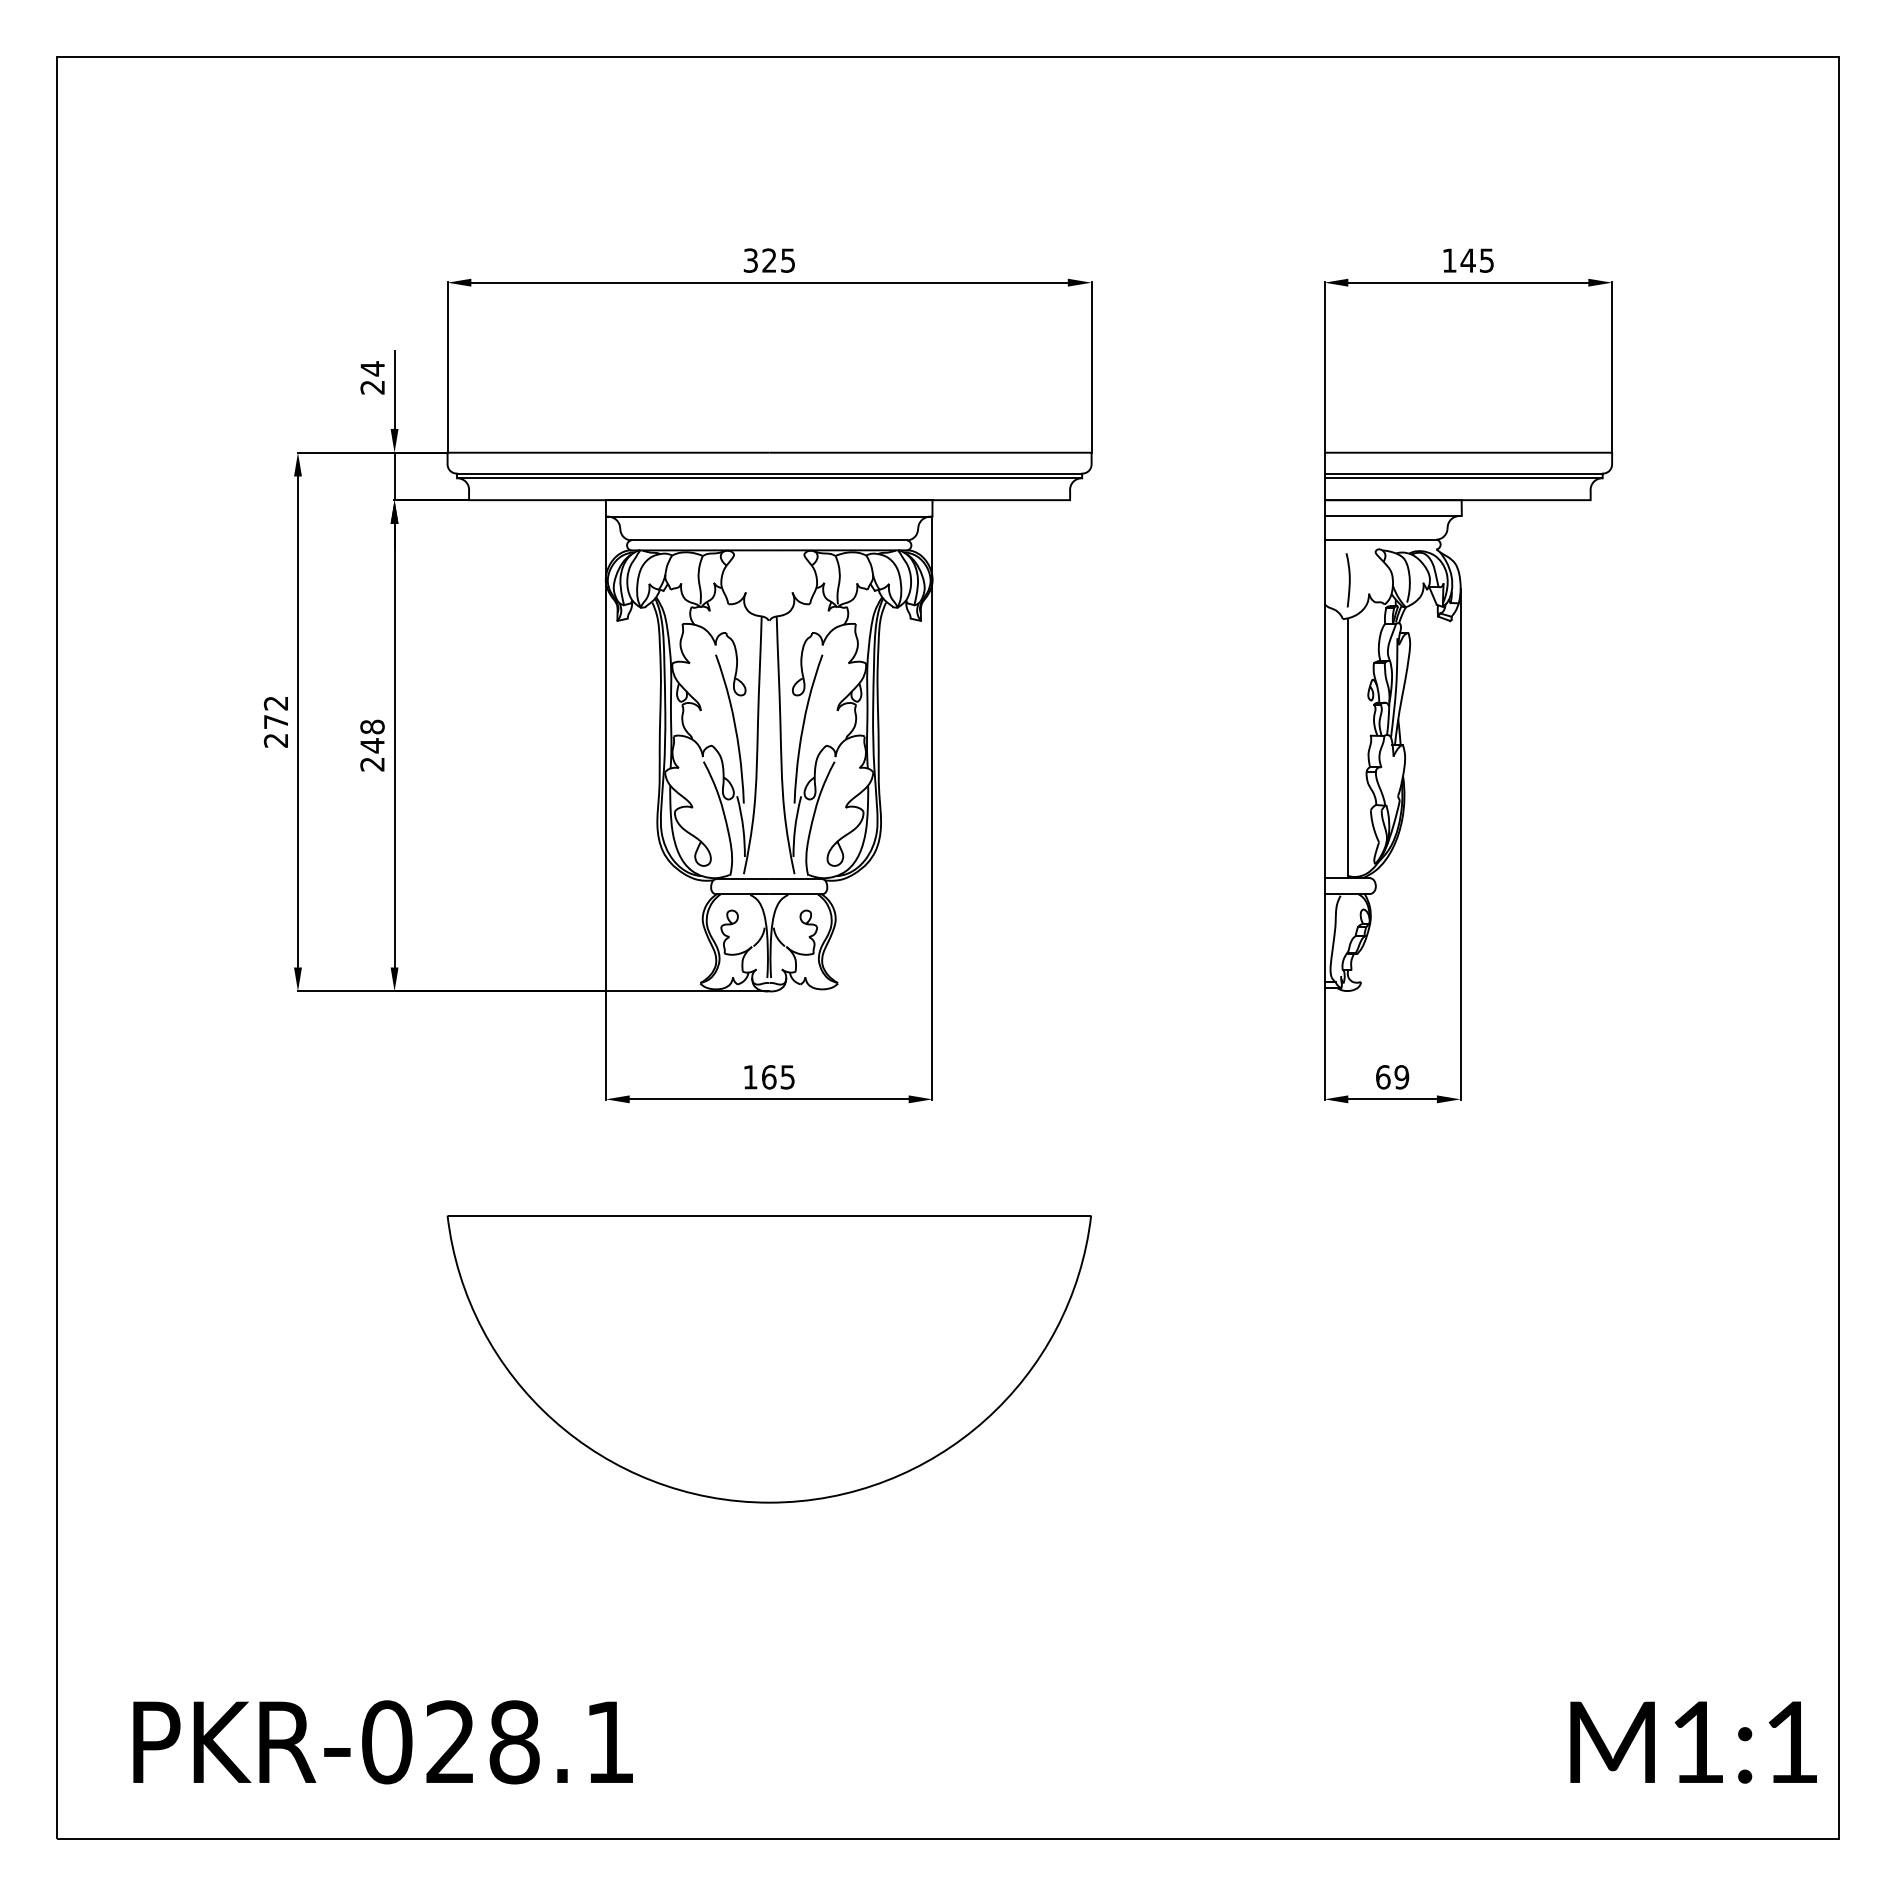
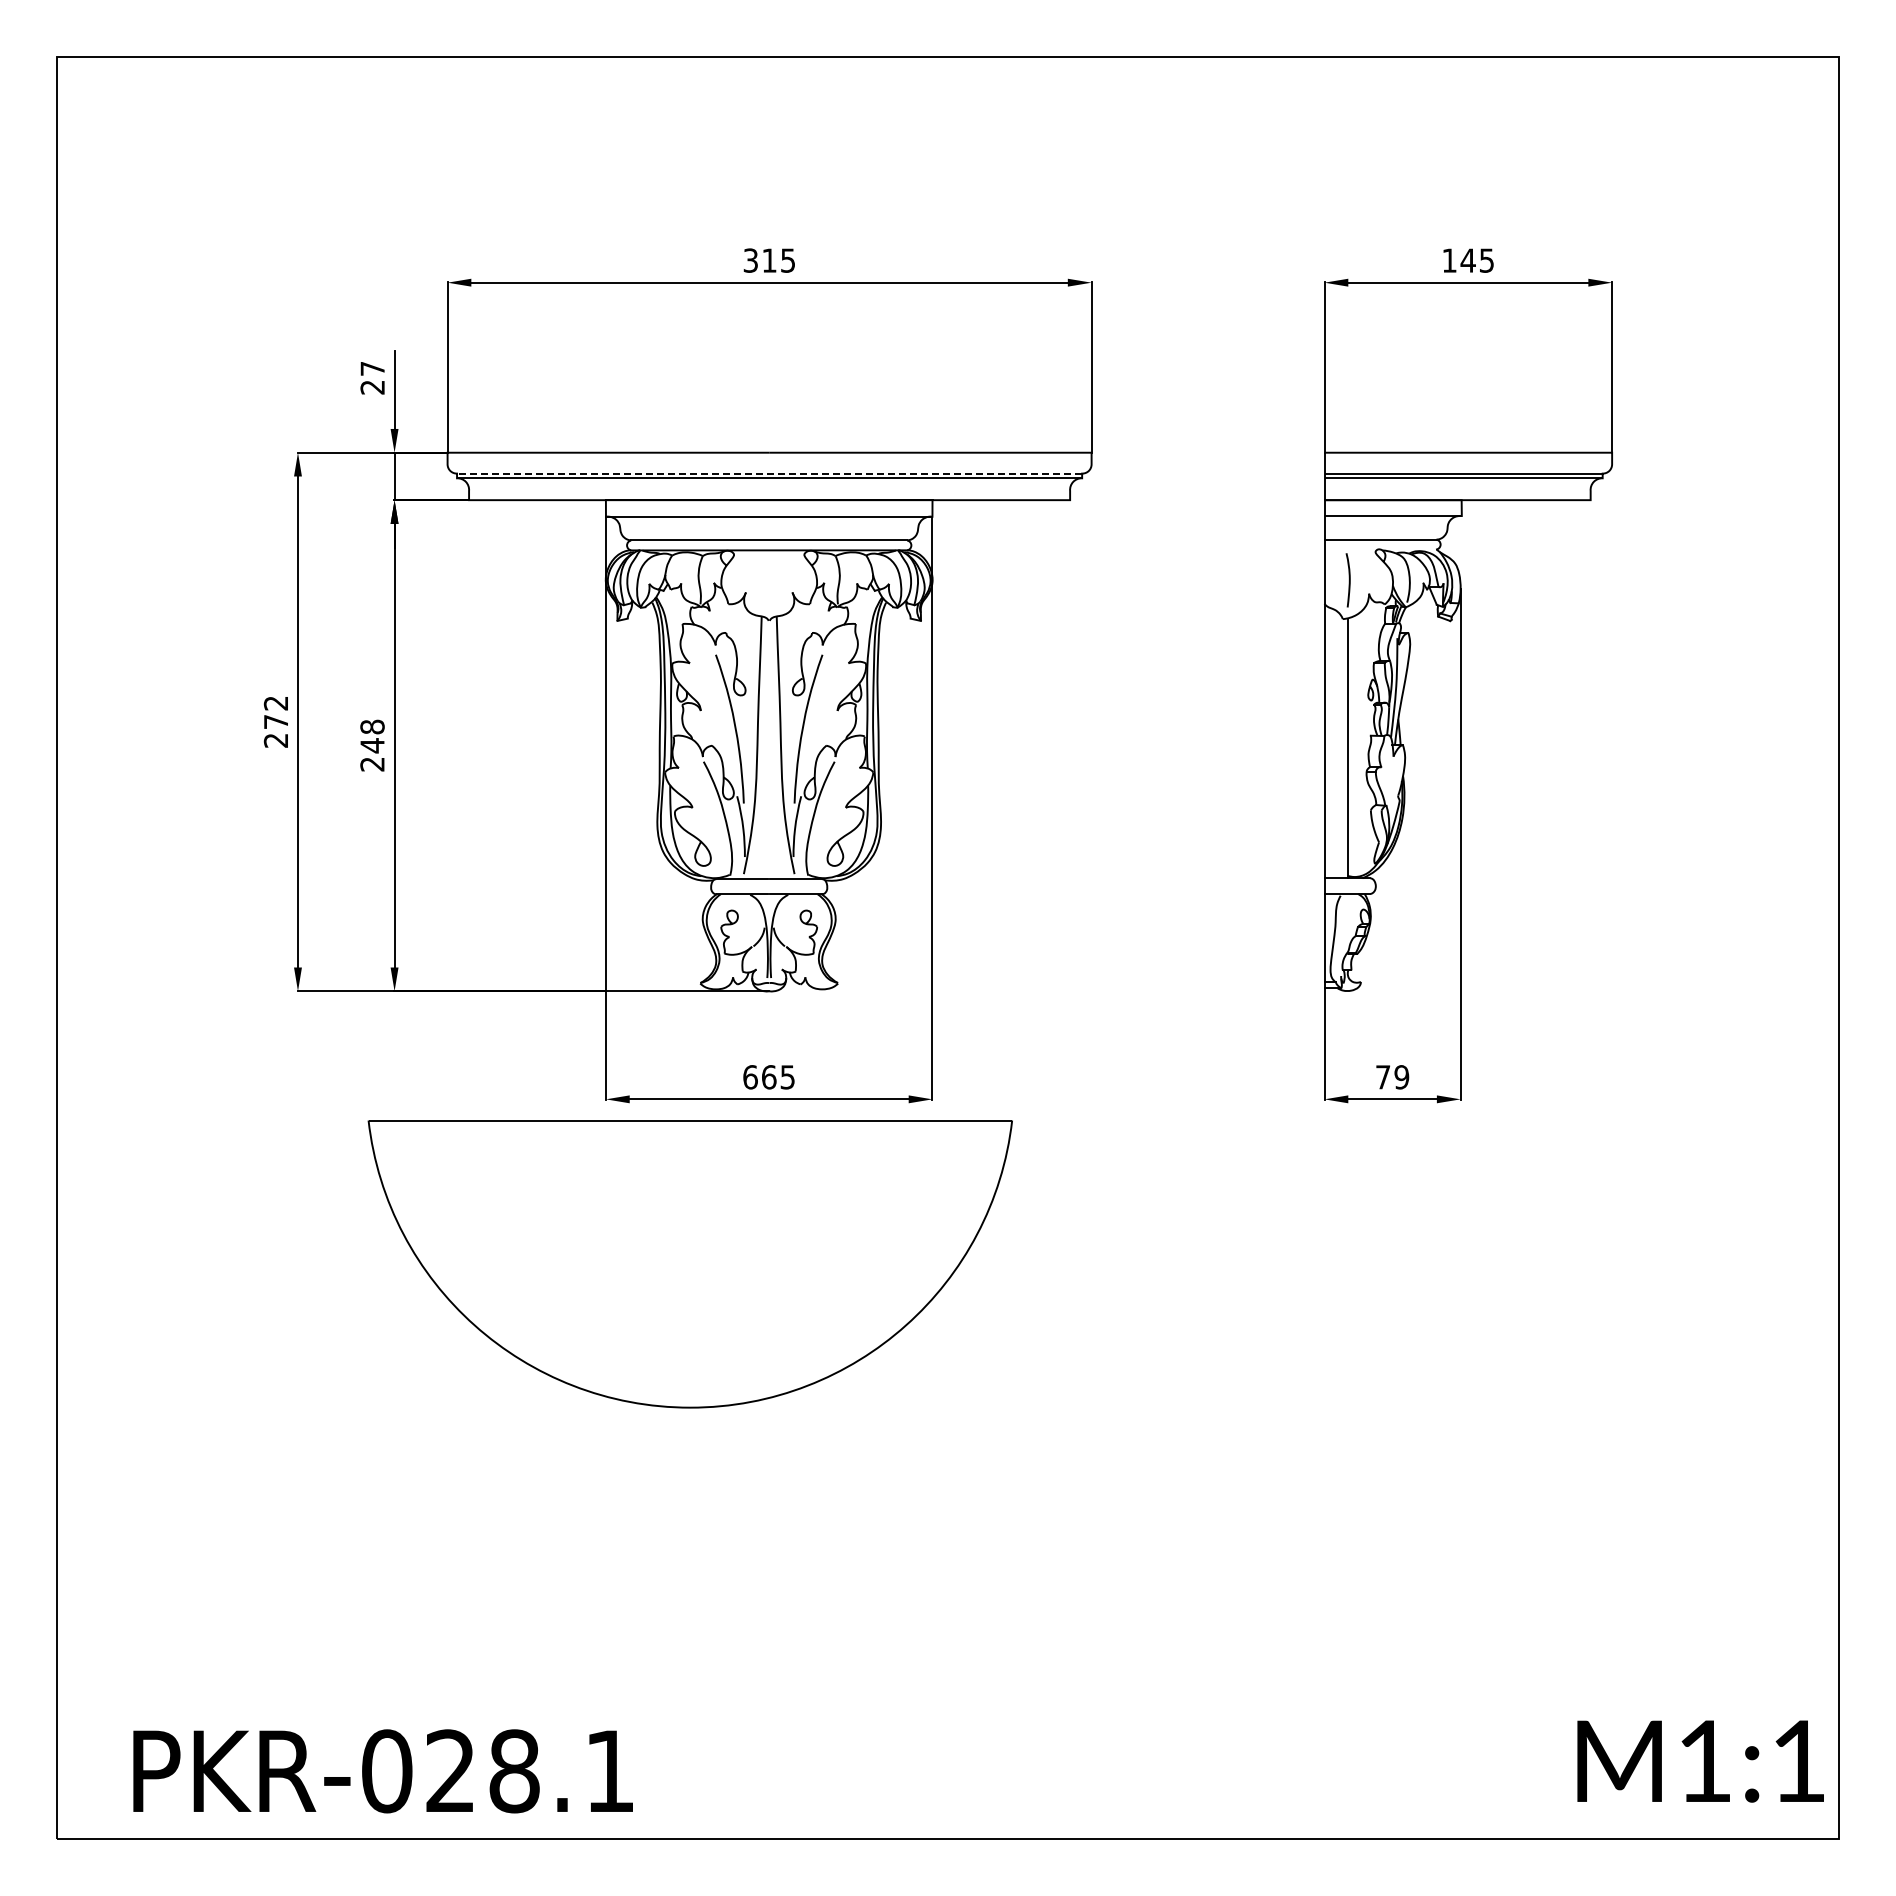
text: 325 -> 315 (769, 260)
text: 24 -> 27 (372, 368)
line: solid -> dashed (769, 473)
text: 165 -> 665 (750, 1077)
text: 69 -> 79 (1383, 1077)
part position: (768, 1359) -> (689, 1264) (689, 1264)
text position: (382, 1742) -> (382, 1771) (382, 1771)
text position: (1693, 1742) -> (1700, 1761) (1700, 1761)
